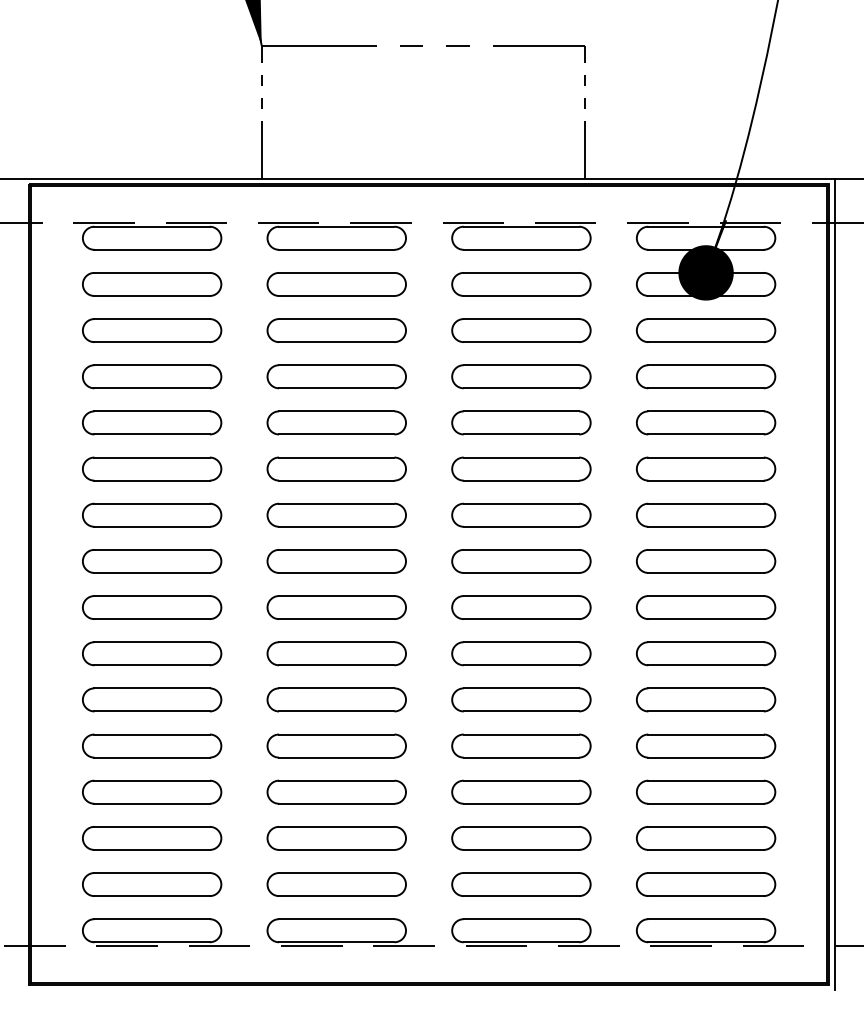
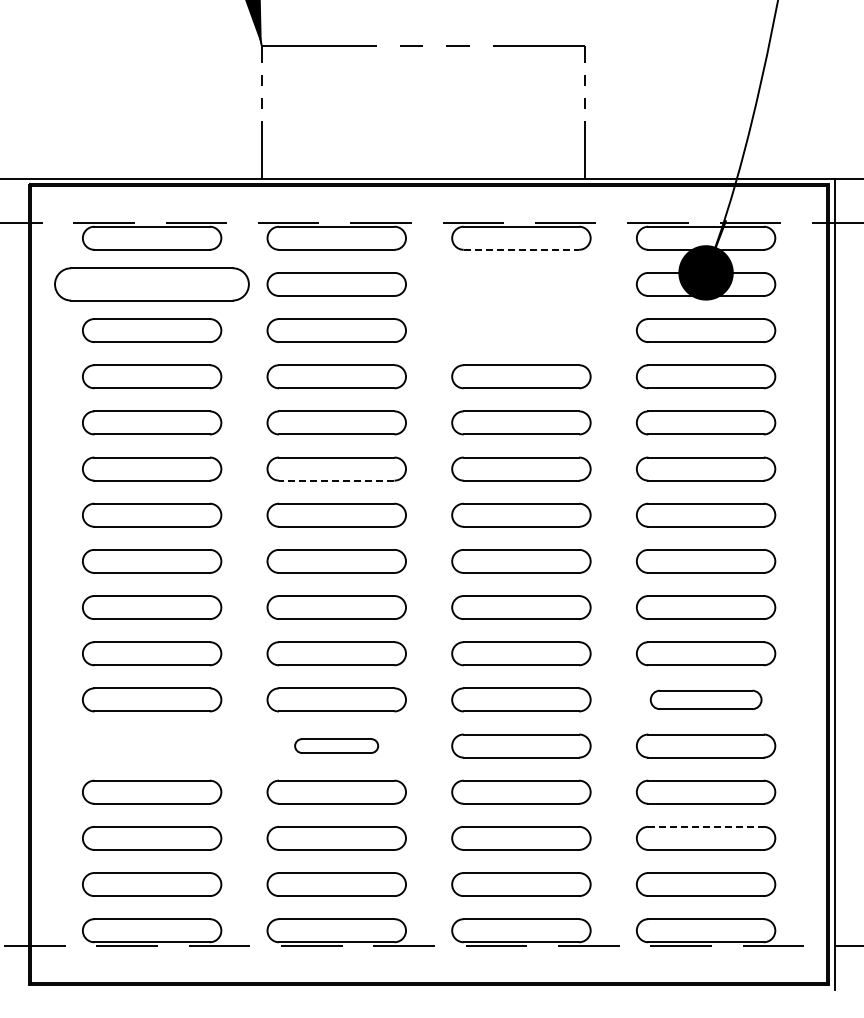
line: solid -> dashed (521, 249)
part size: 141x25 px -> 196x35 px (151, 284)
part: present -> none (521, 284)
part: present -> none (521, 330)
line: solid -> dashed (336, 480)
part size: 141x26 px -> 114x21 px (705, 699)
part: present -> none (152, 745)
part size: 141x26 px -> 86x16 px (336, 745)
line: solid -> dashed (706, 826)
